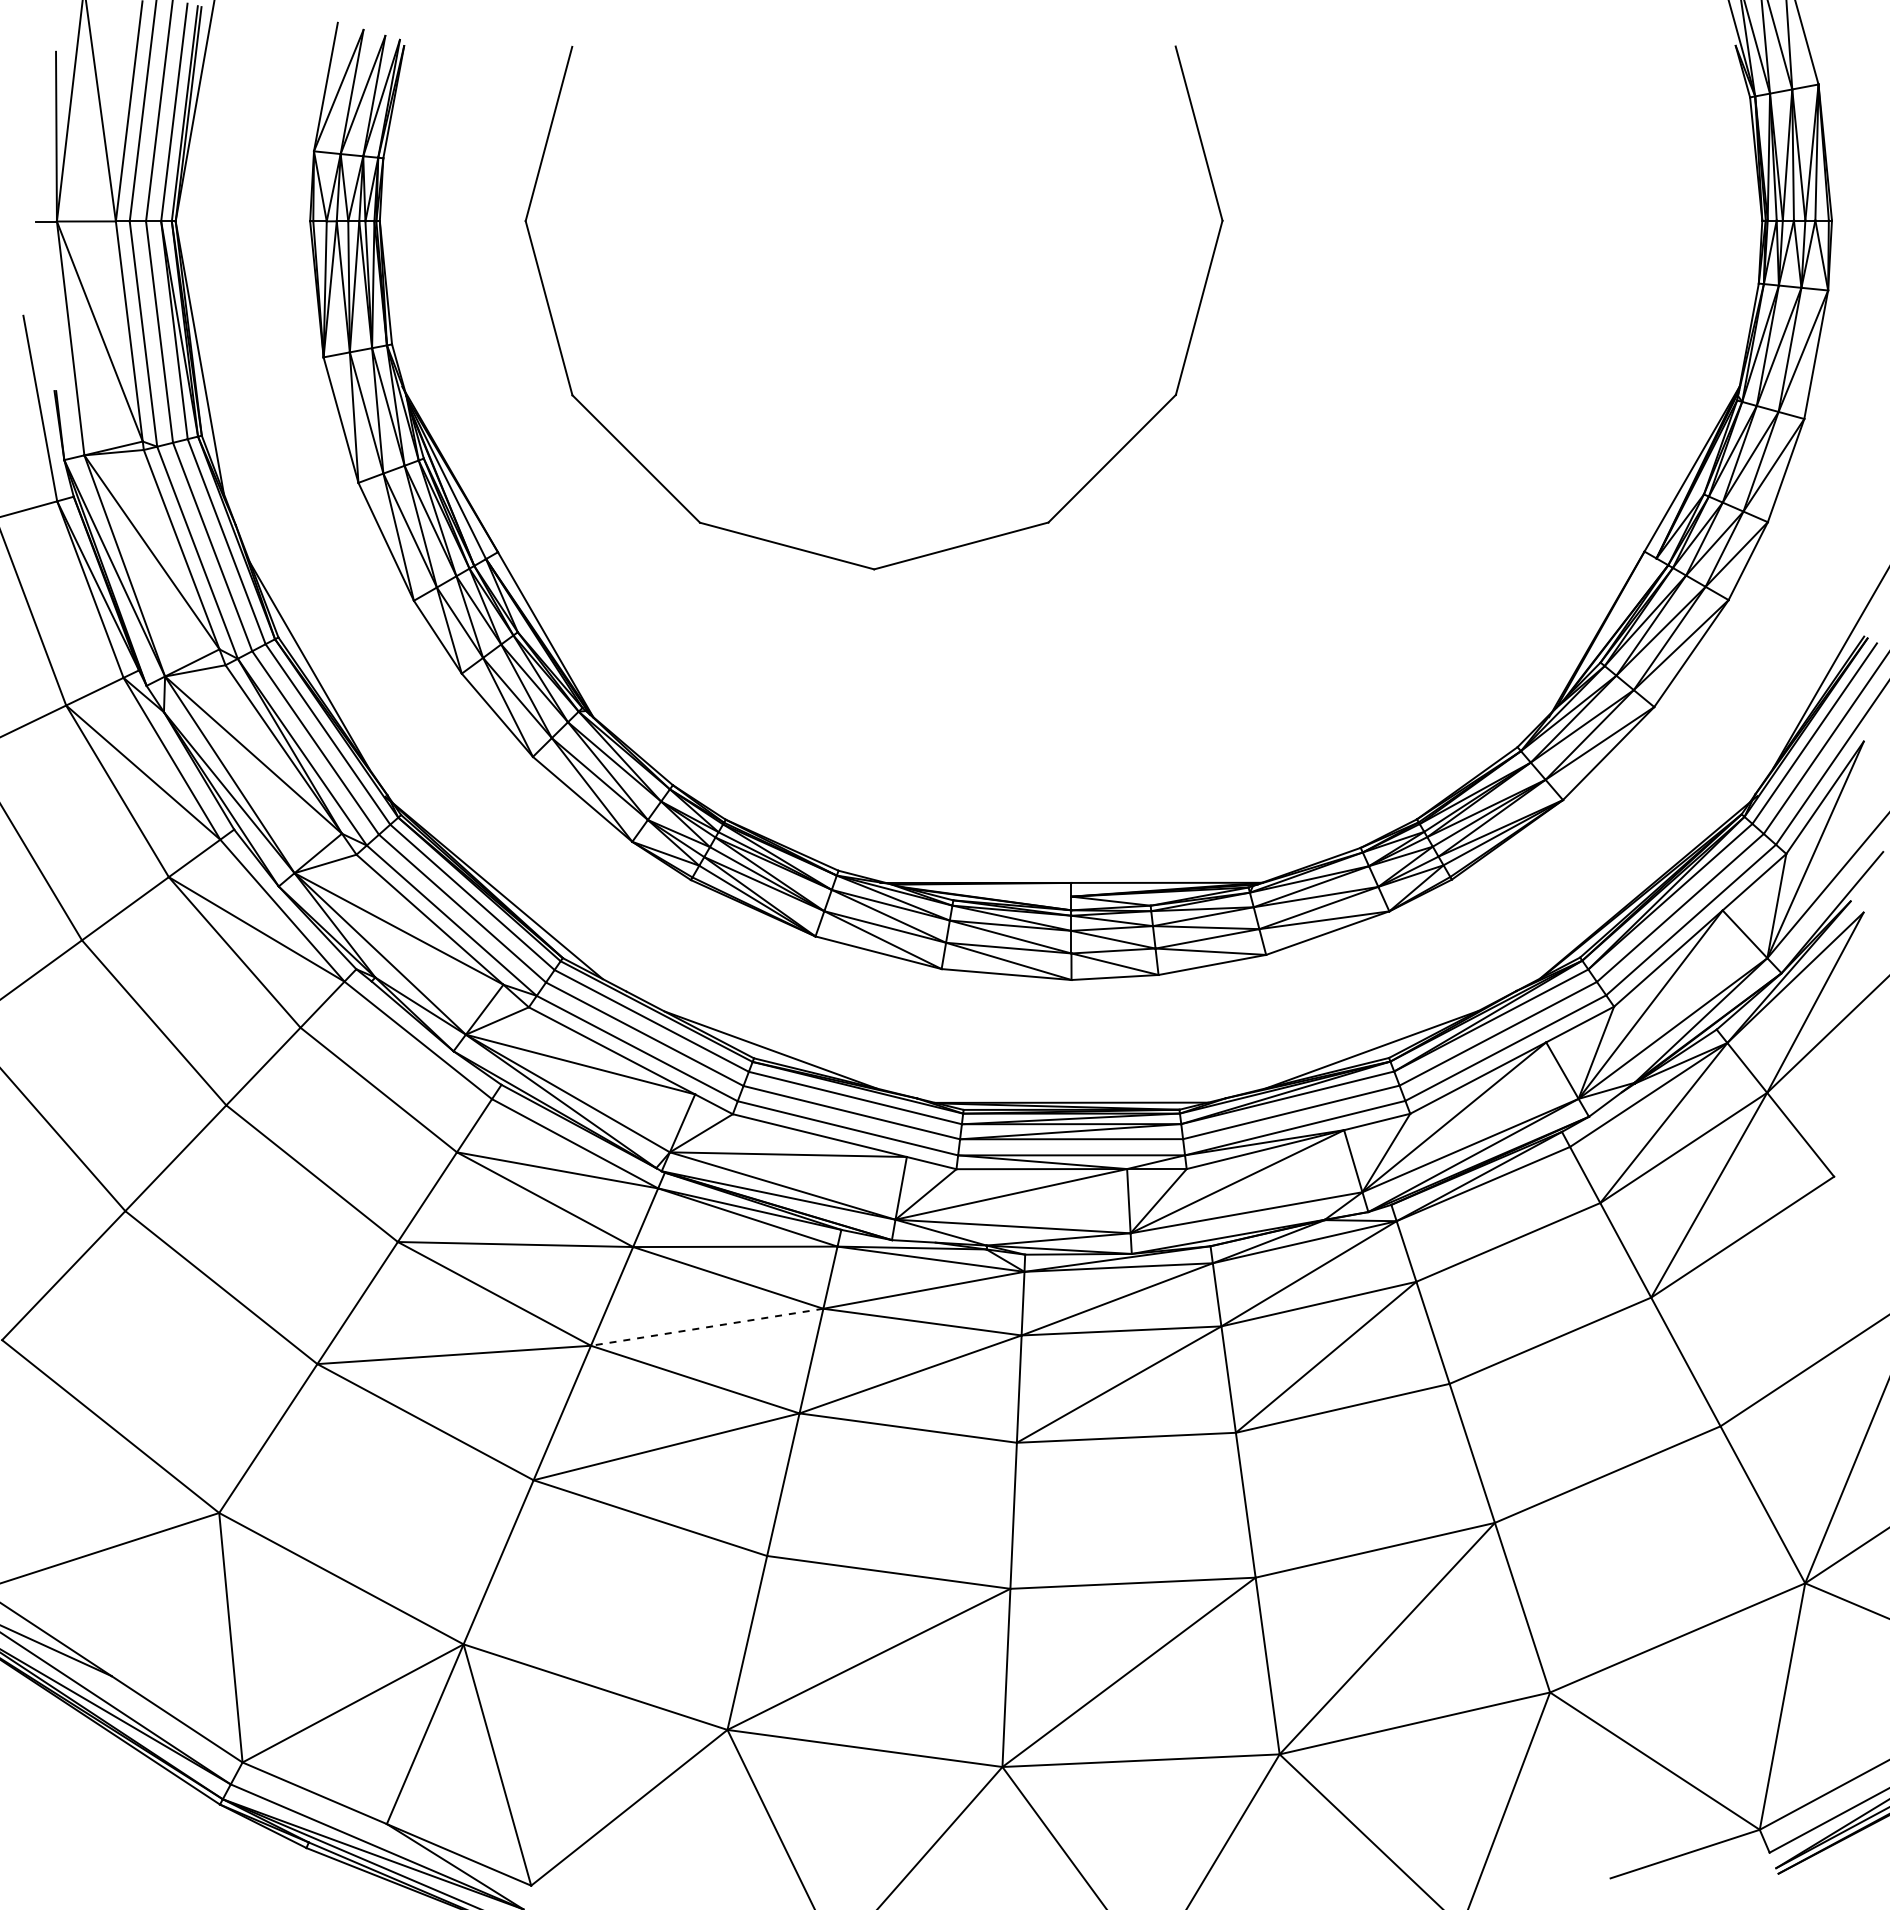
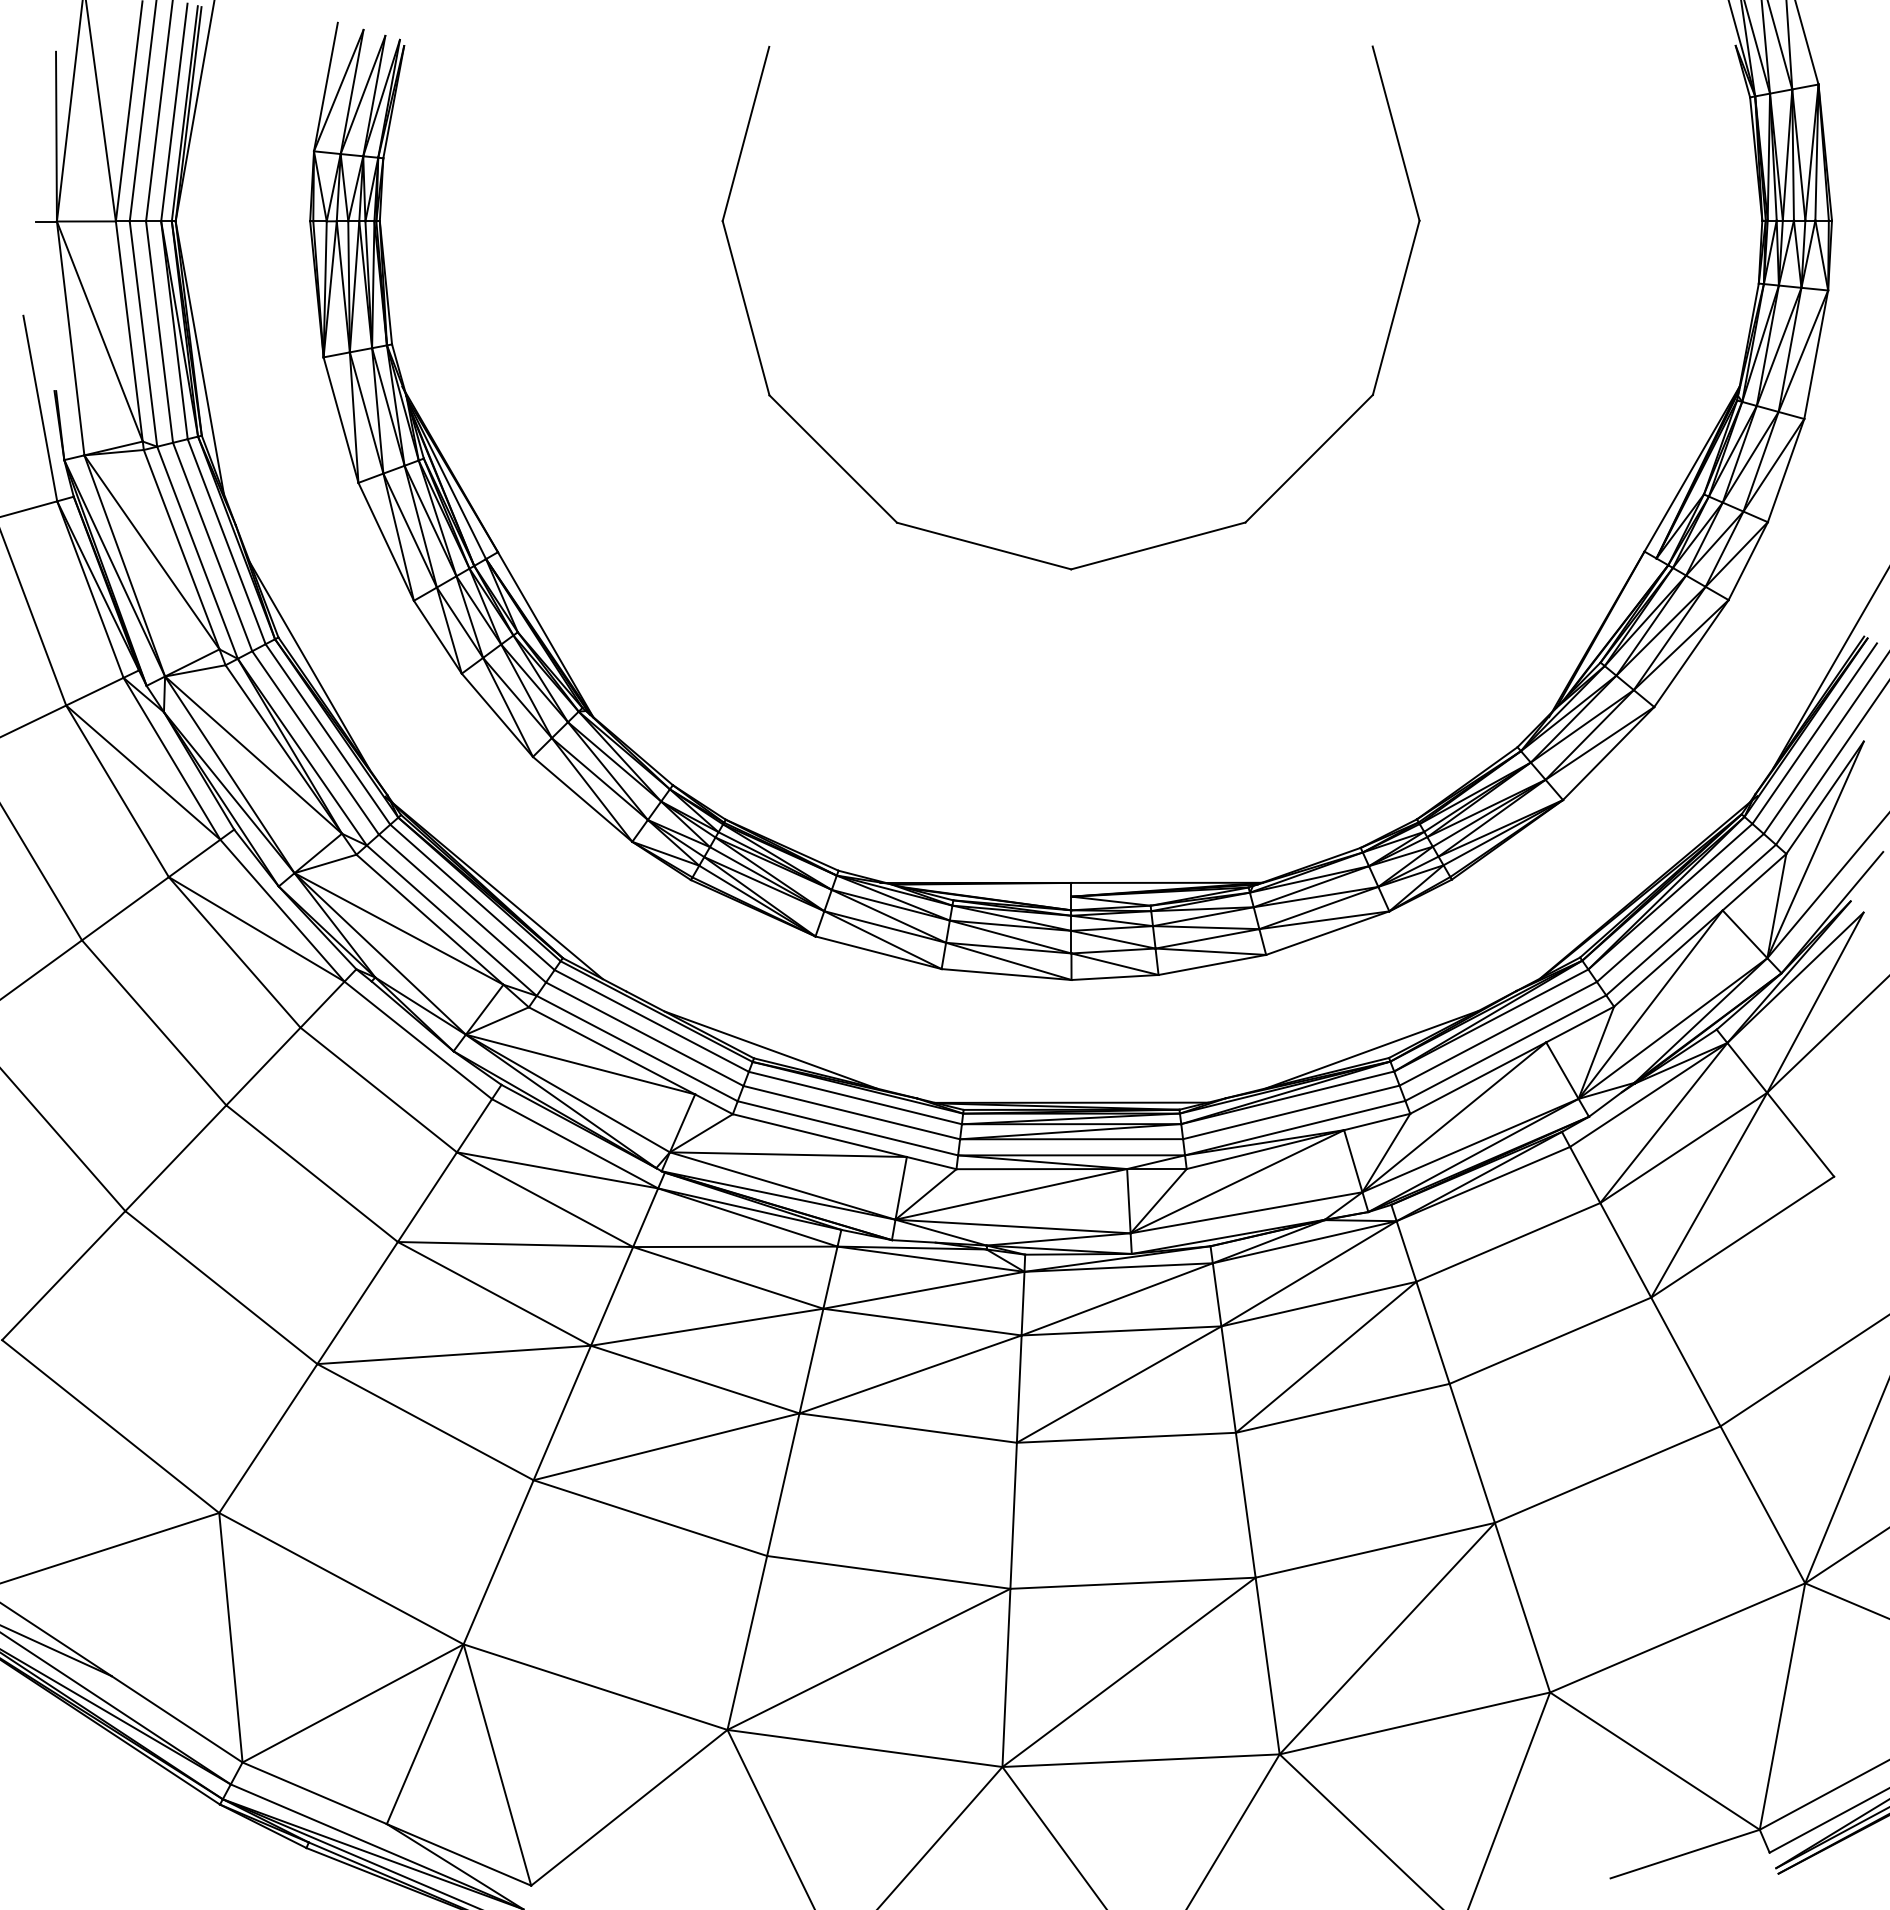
part position: (812, 551) -> (1009, 551) (1009, 551)
line: dashed -> solid (707, 1327)
